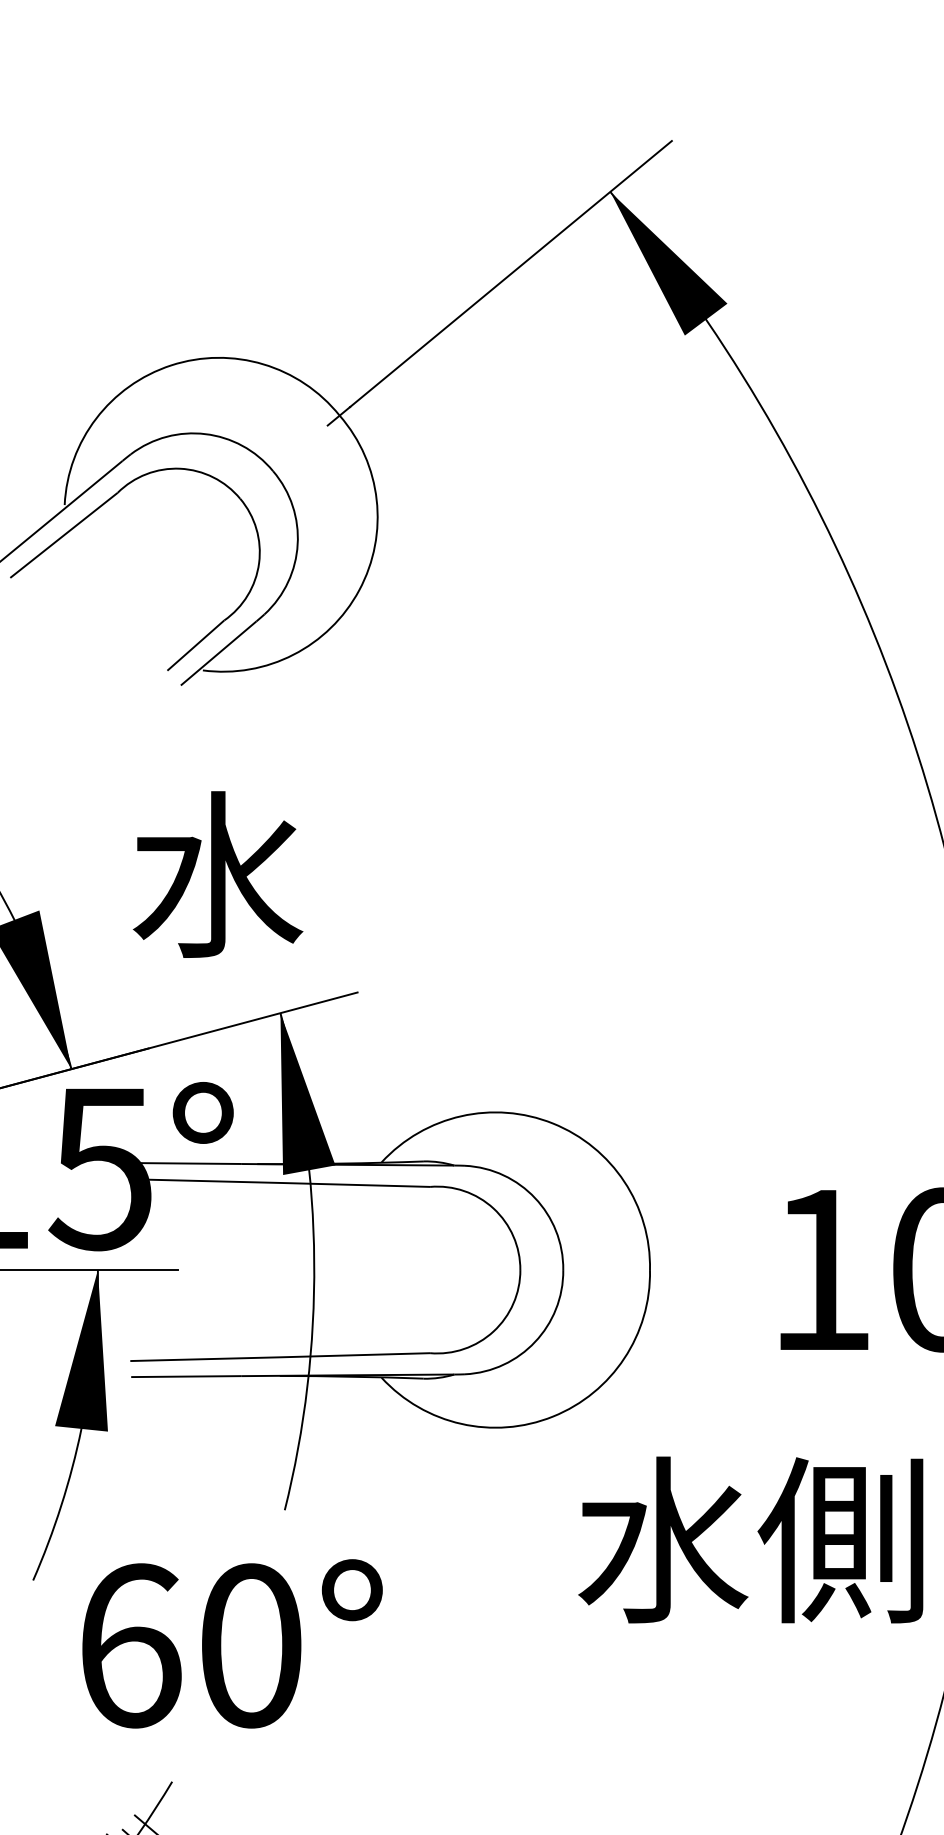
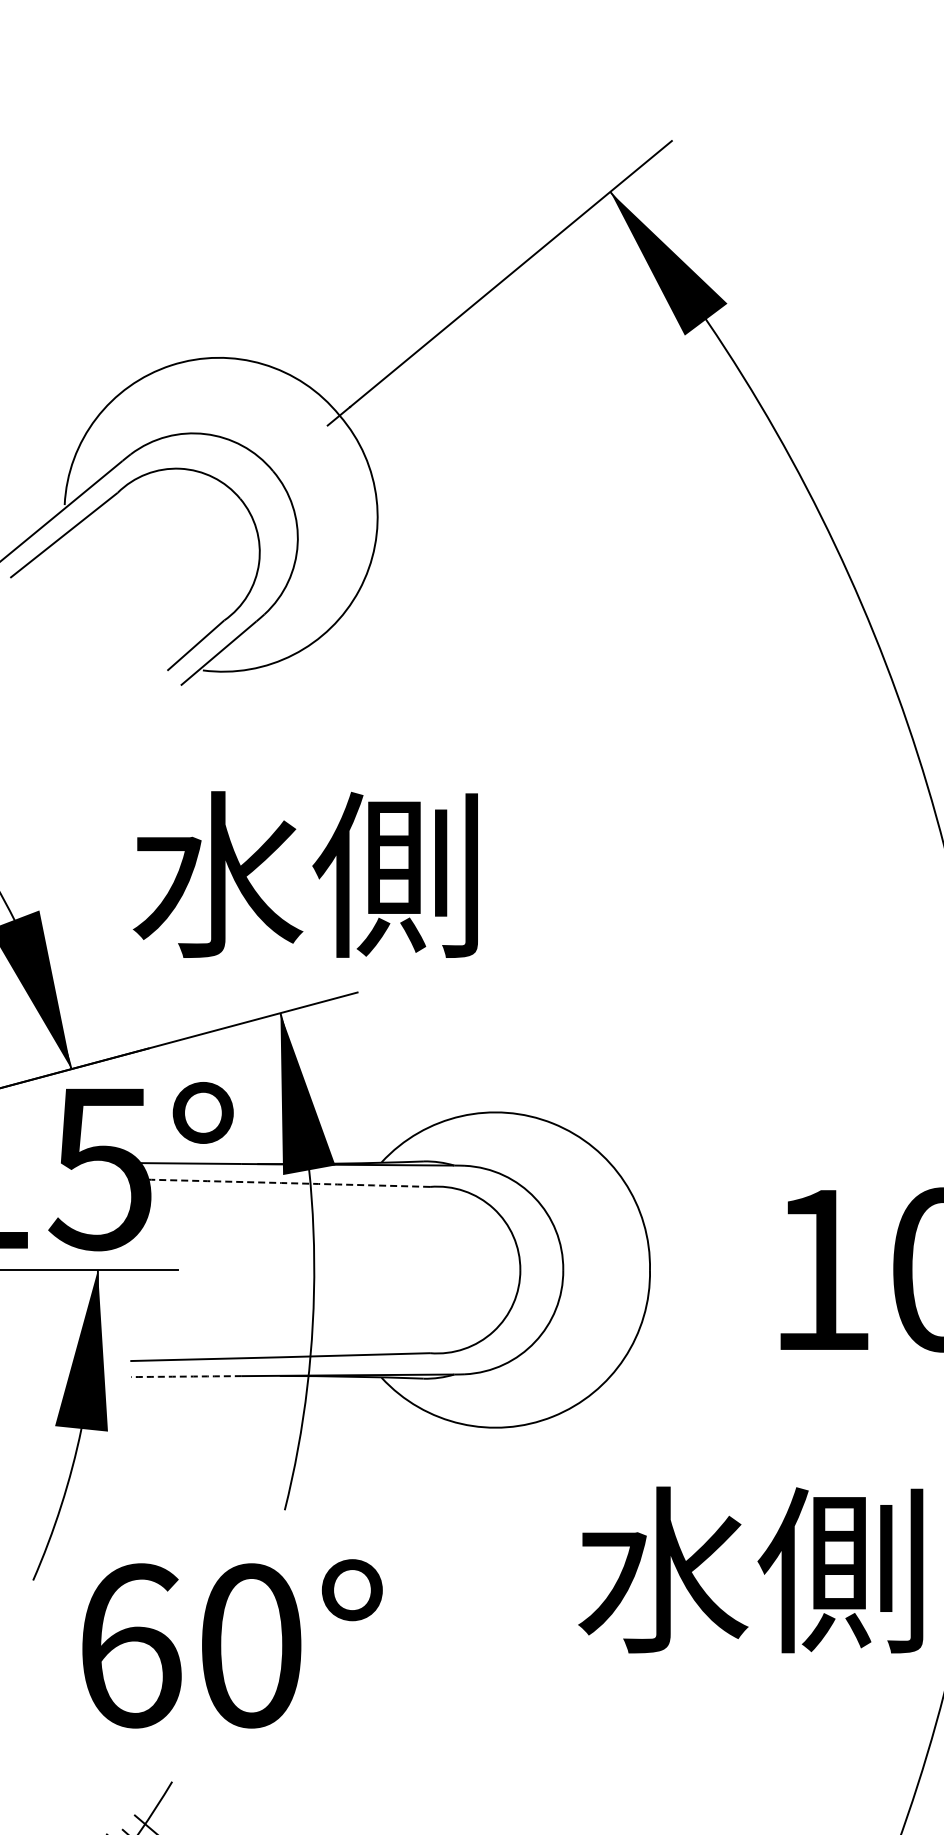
text: 水 -> 水側 (394, 874)
arc: solid -> dashed (281, 1183)
arc: solid -> dashed (186, 1376)
text position: (750, 1539) -> (750, 1569) (750, 1569)
